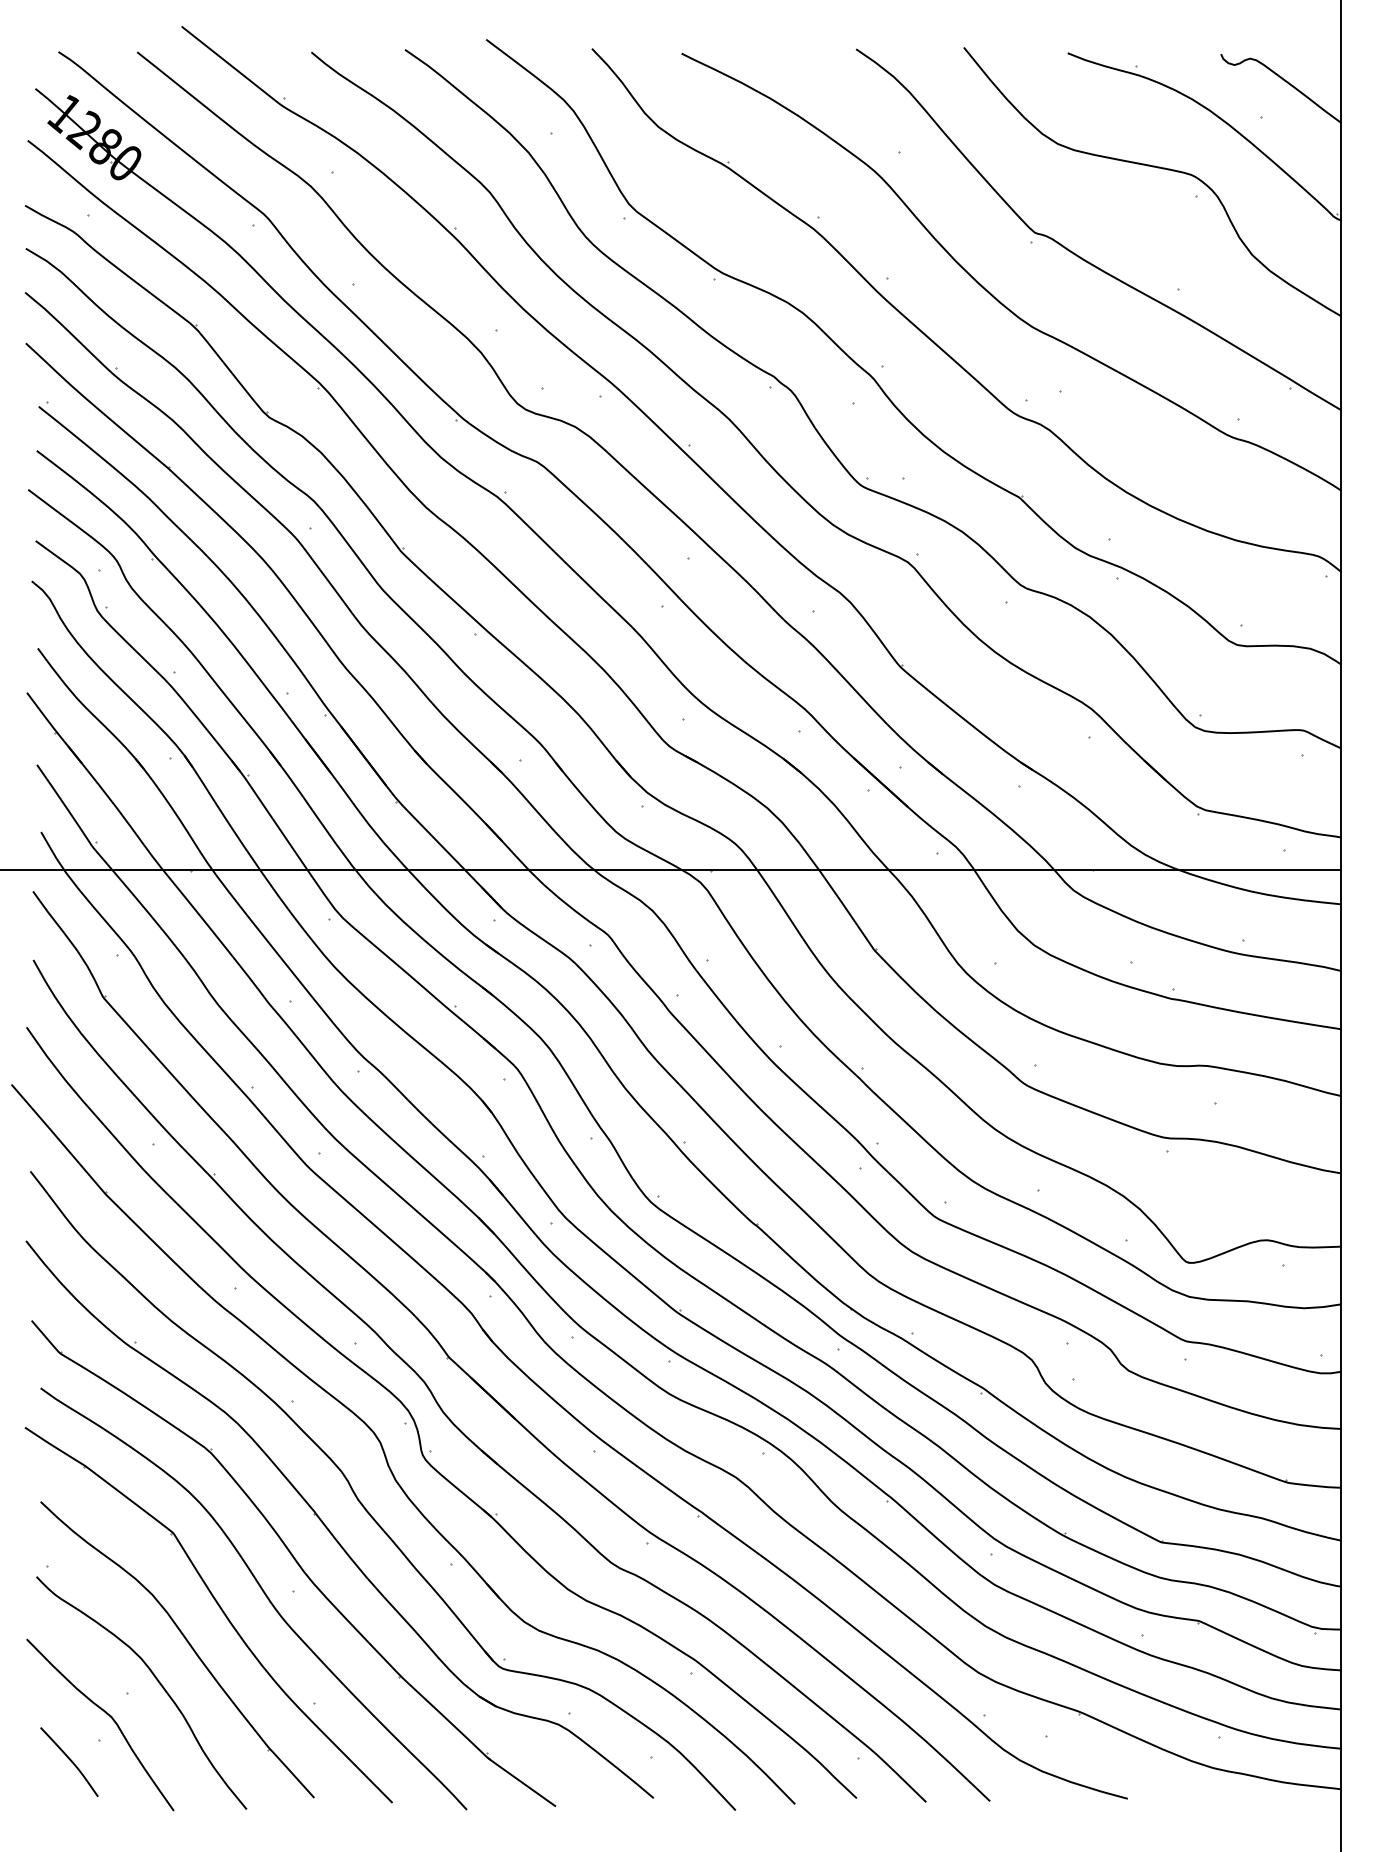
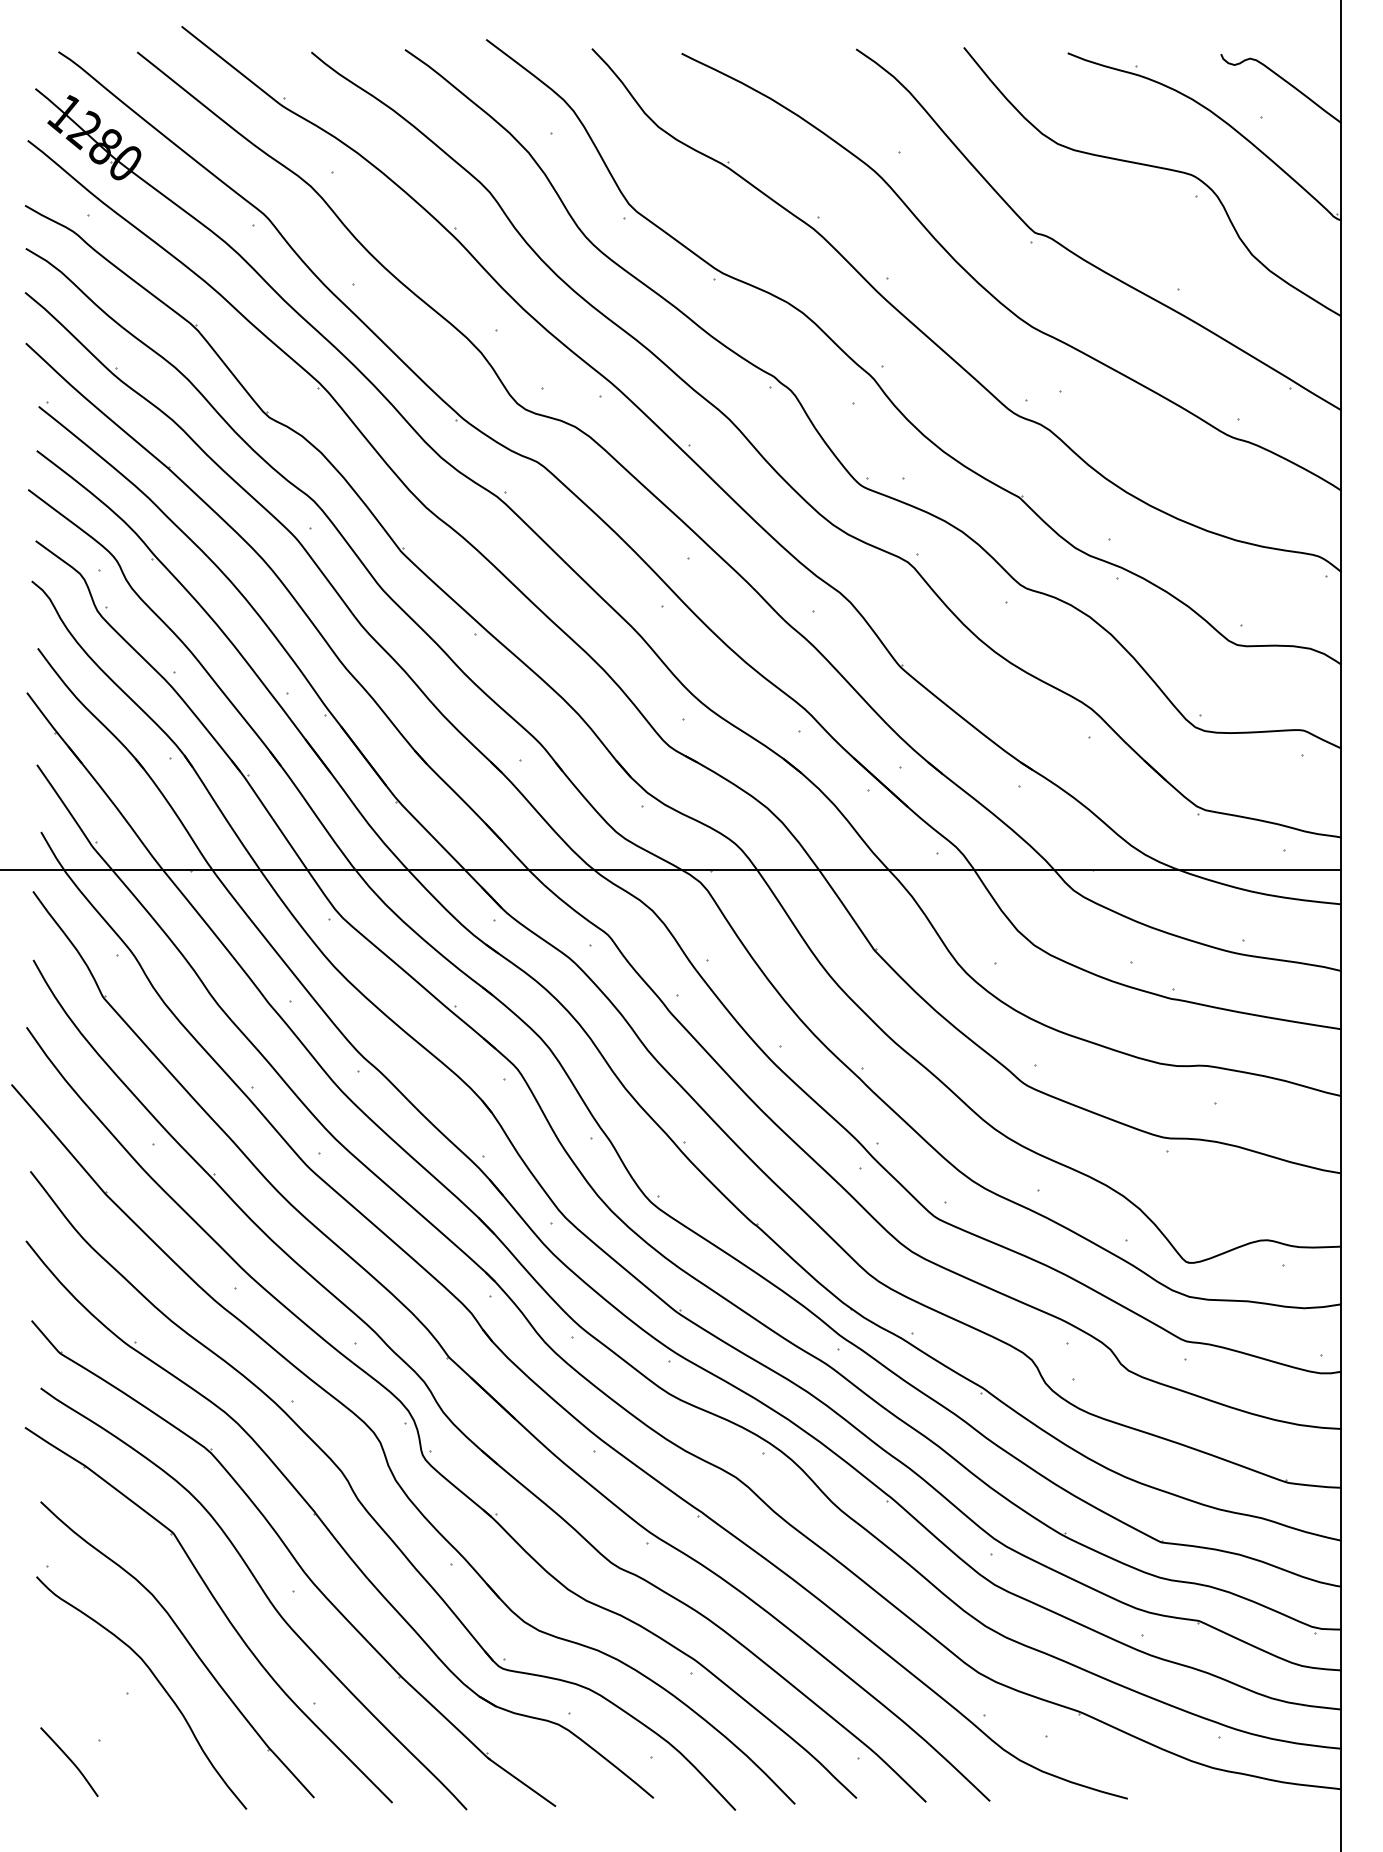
curve: present -> none (106, 1714)
